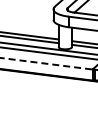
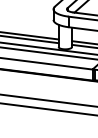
line: dashed -> solid (46, 63)
line: none -> present (48, 100)
line: none -> present (48, 109)
